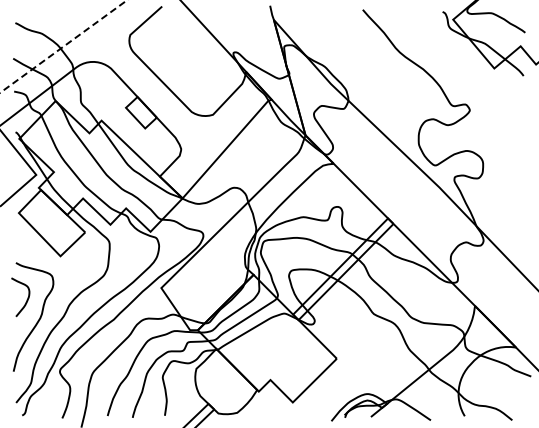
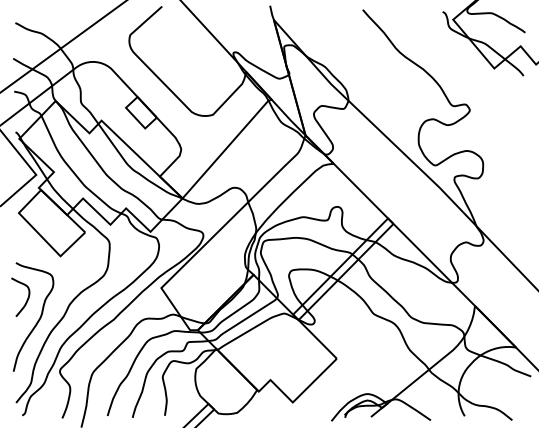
line: dashed -> solid (64, 46)
